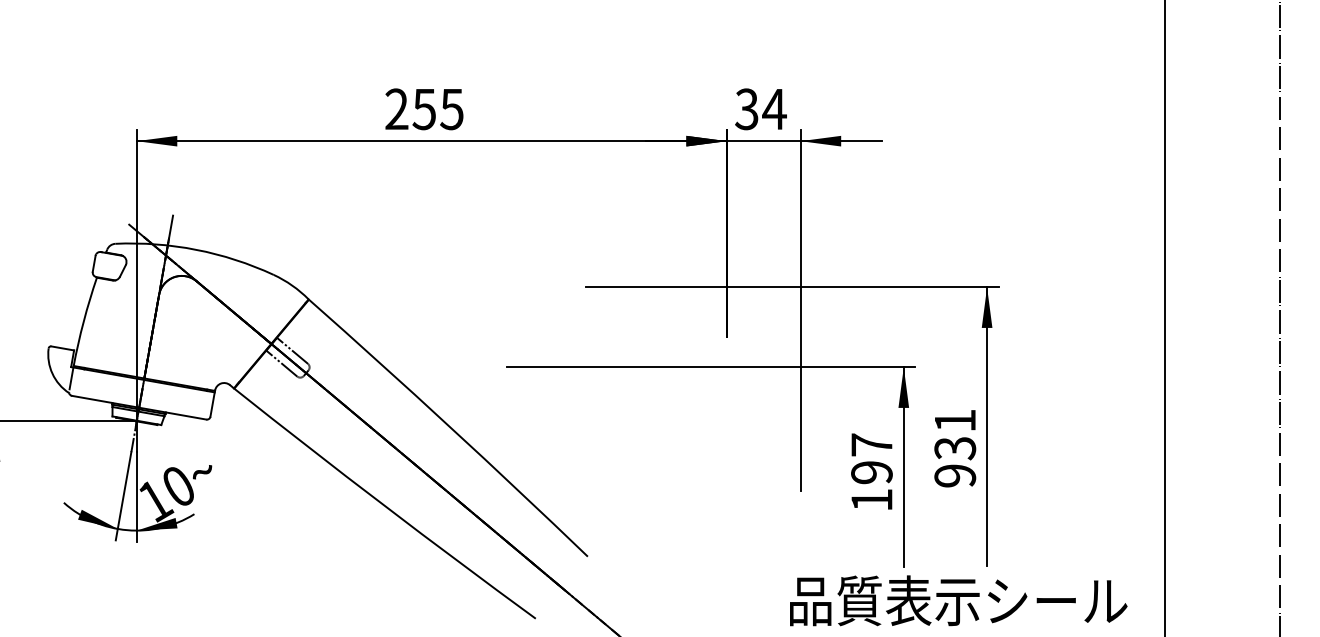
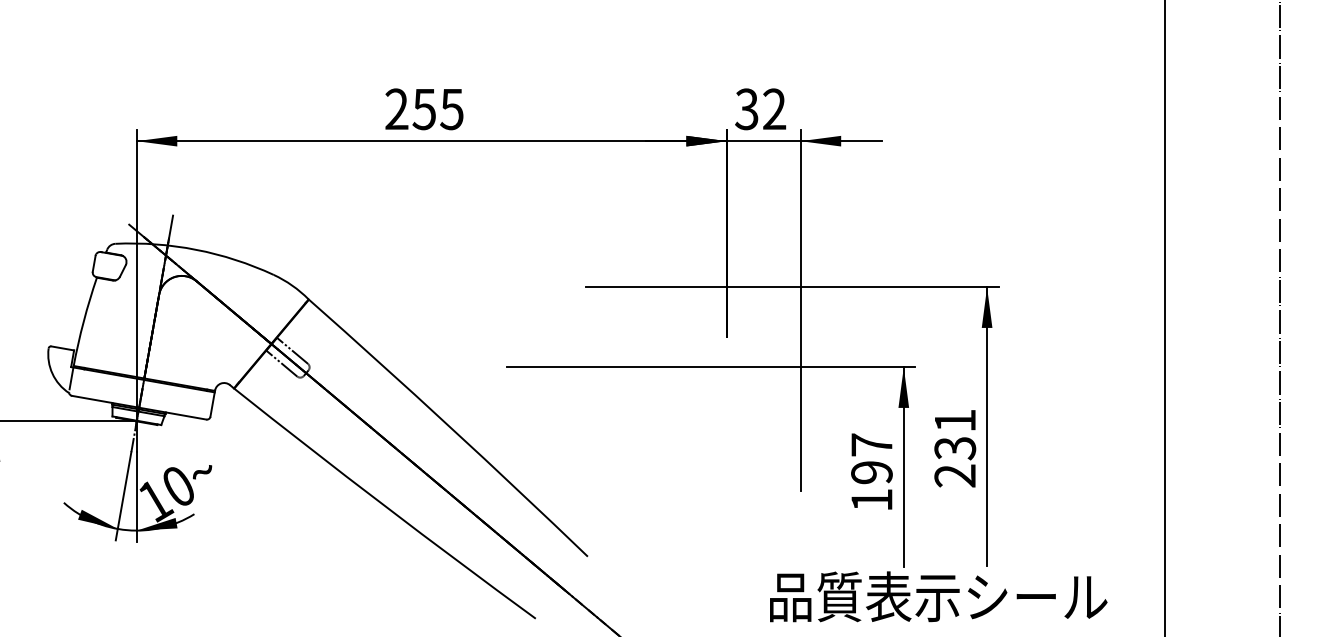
text: 34 -> 32 (774, 108)
text: 931 -> 231 (955, 475)
text position: (958, 600) -> (938, 596) (938, 596)
